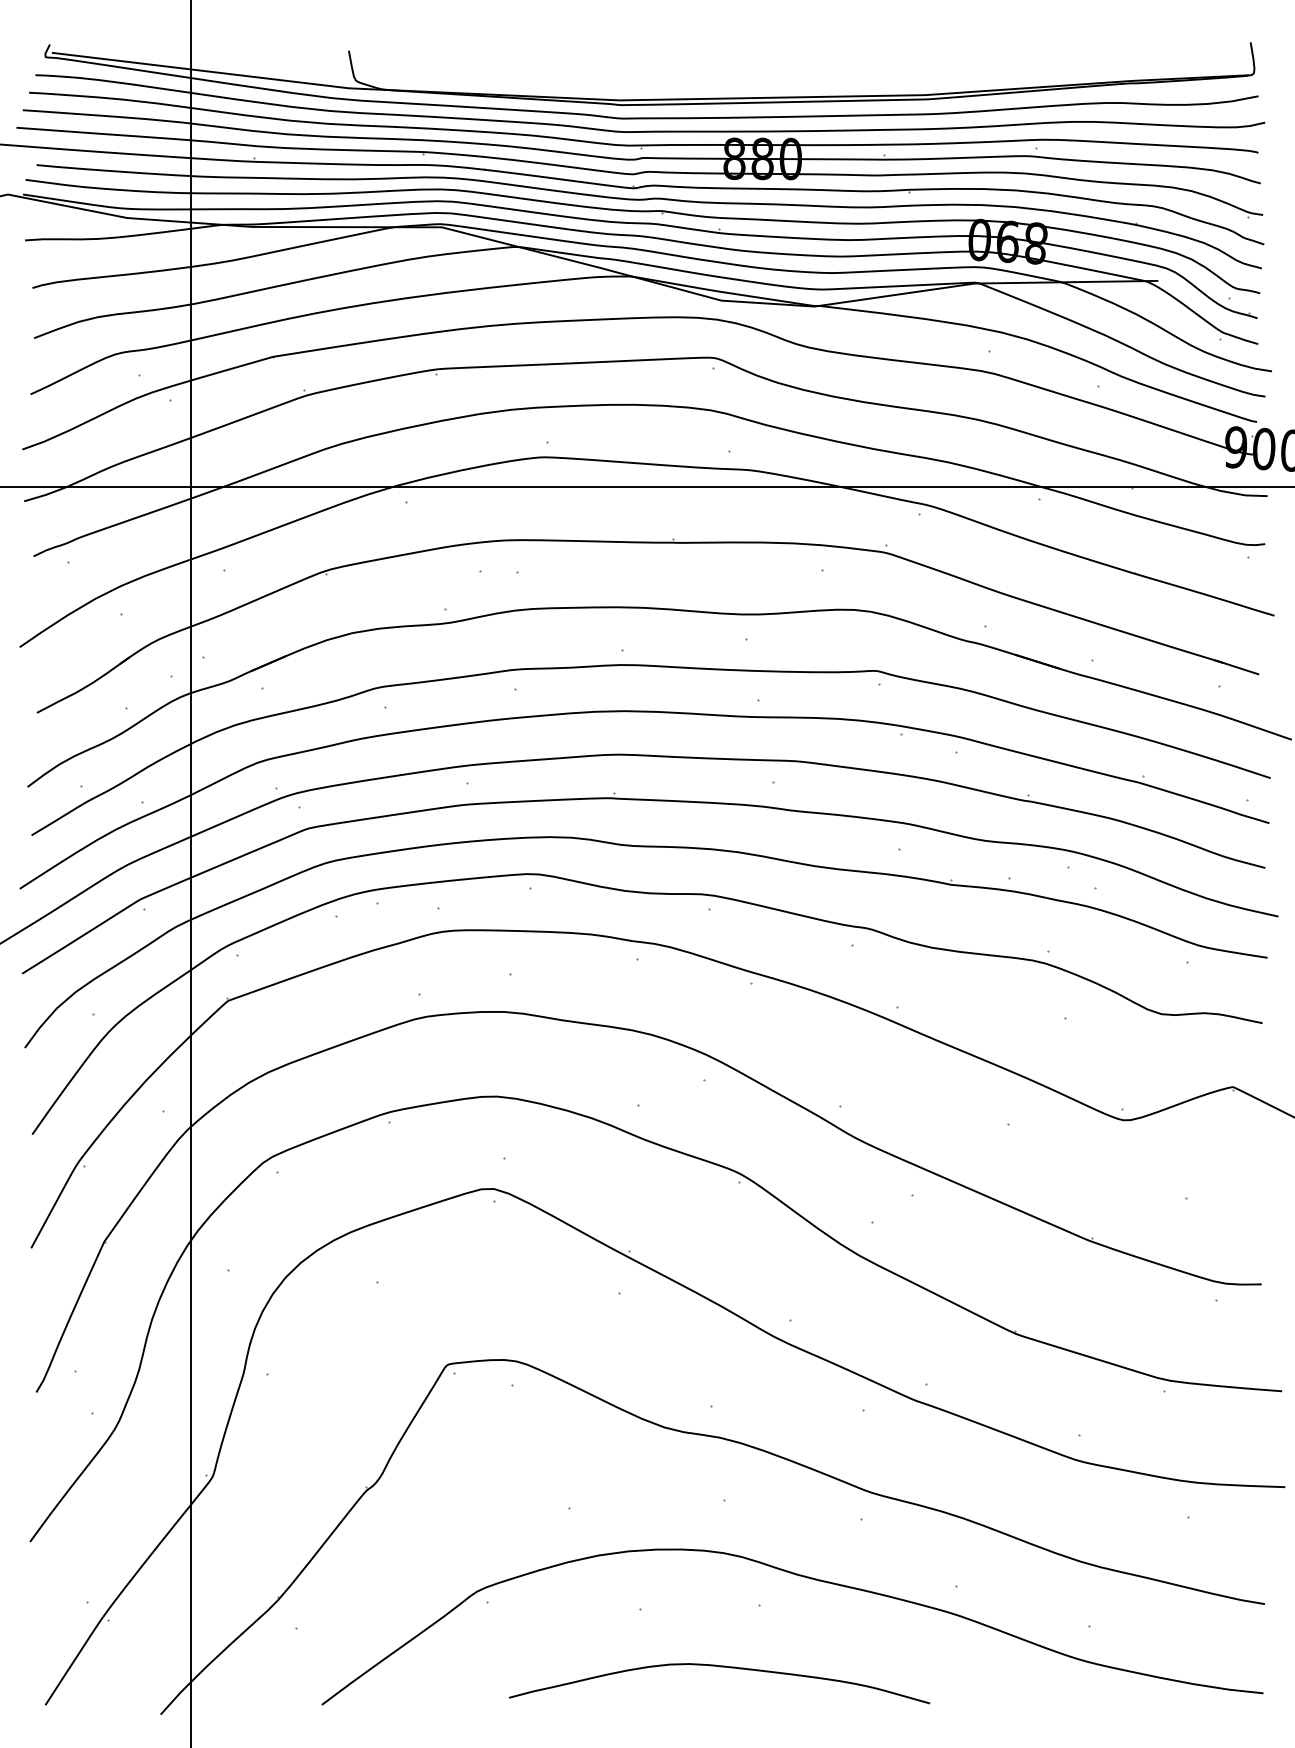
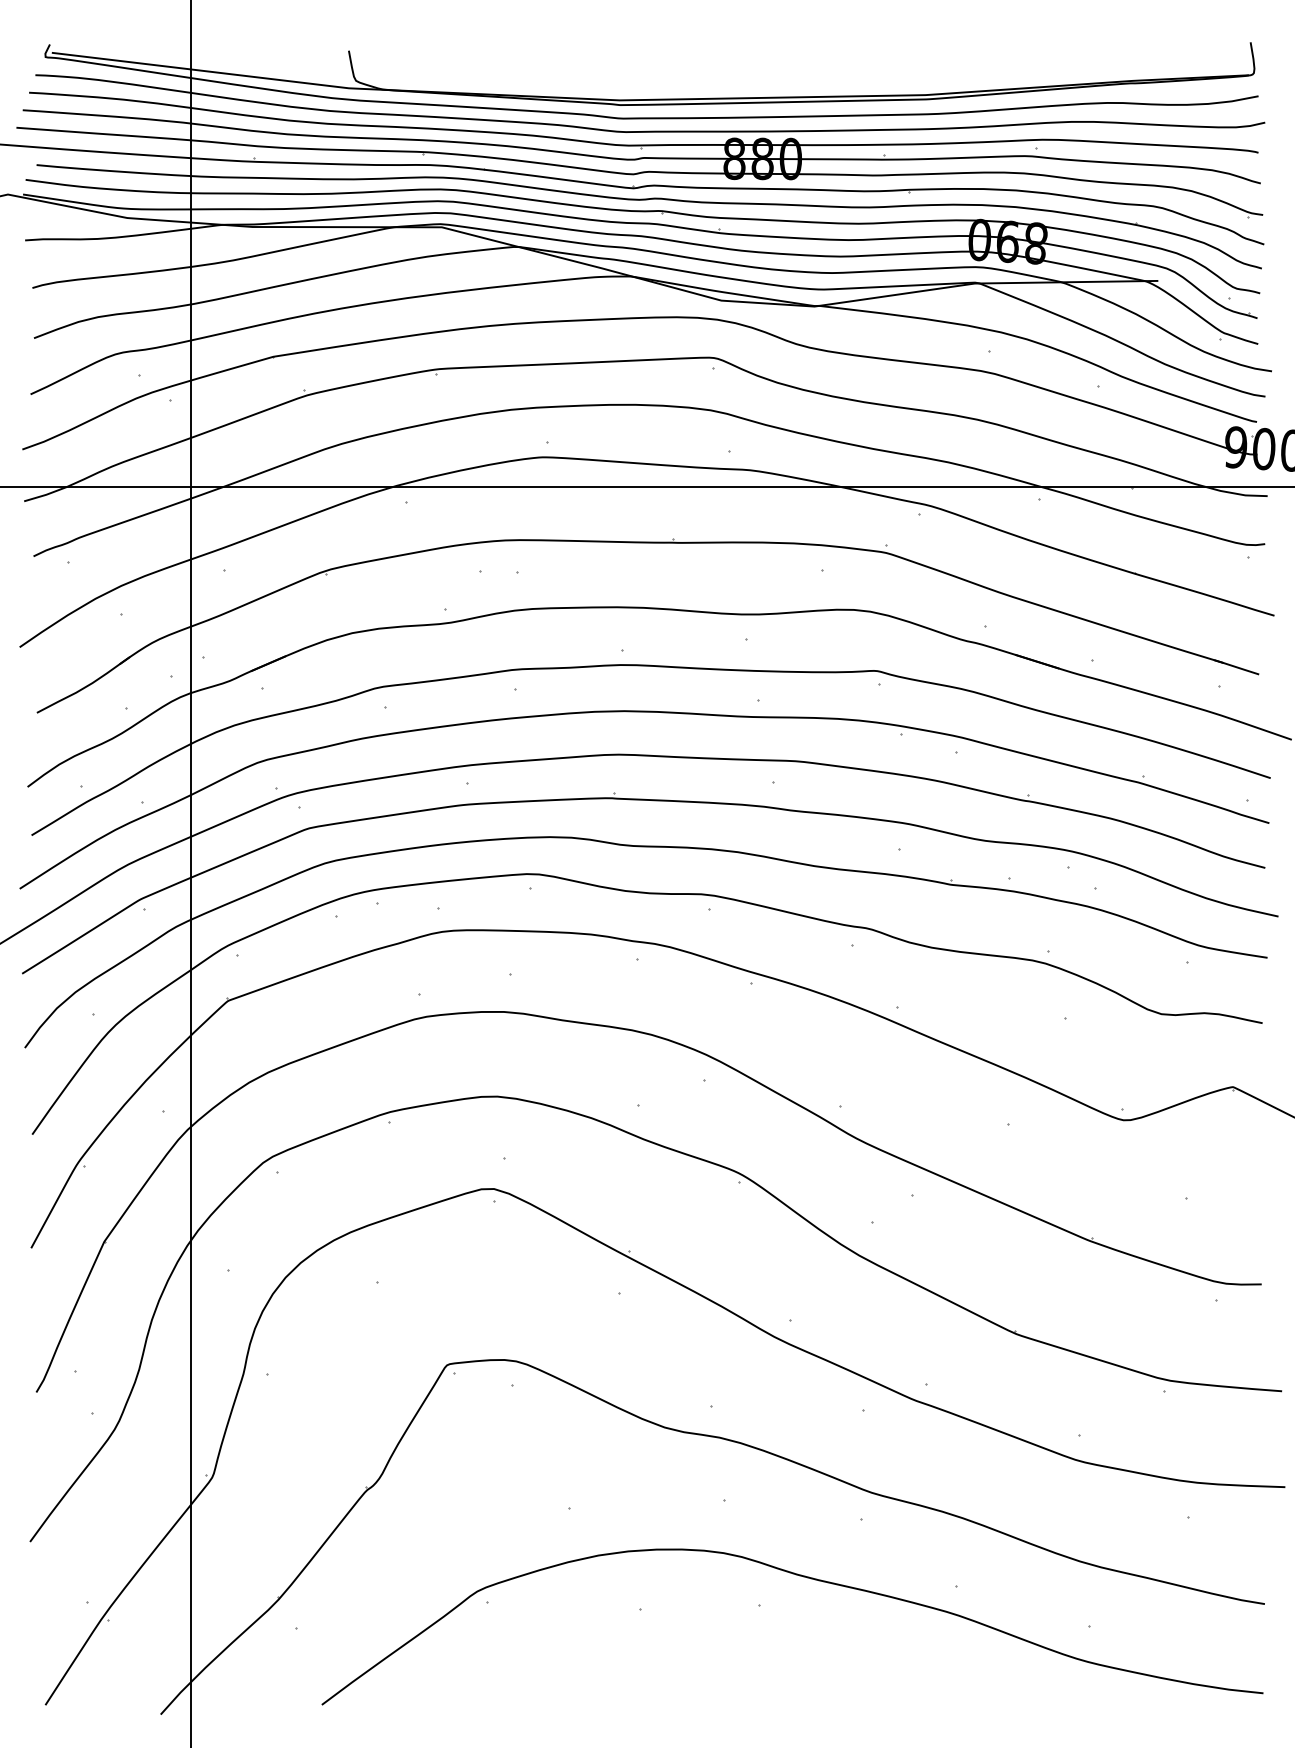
curve: present -> none (720, 1667)
